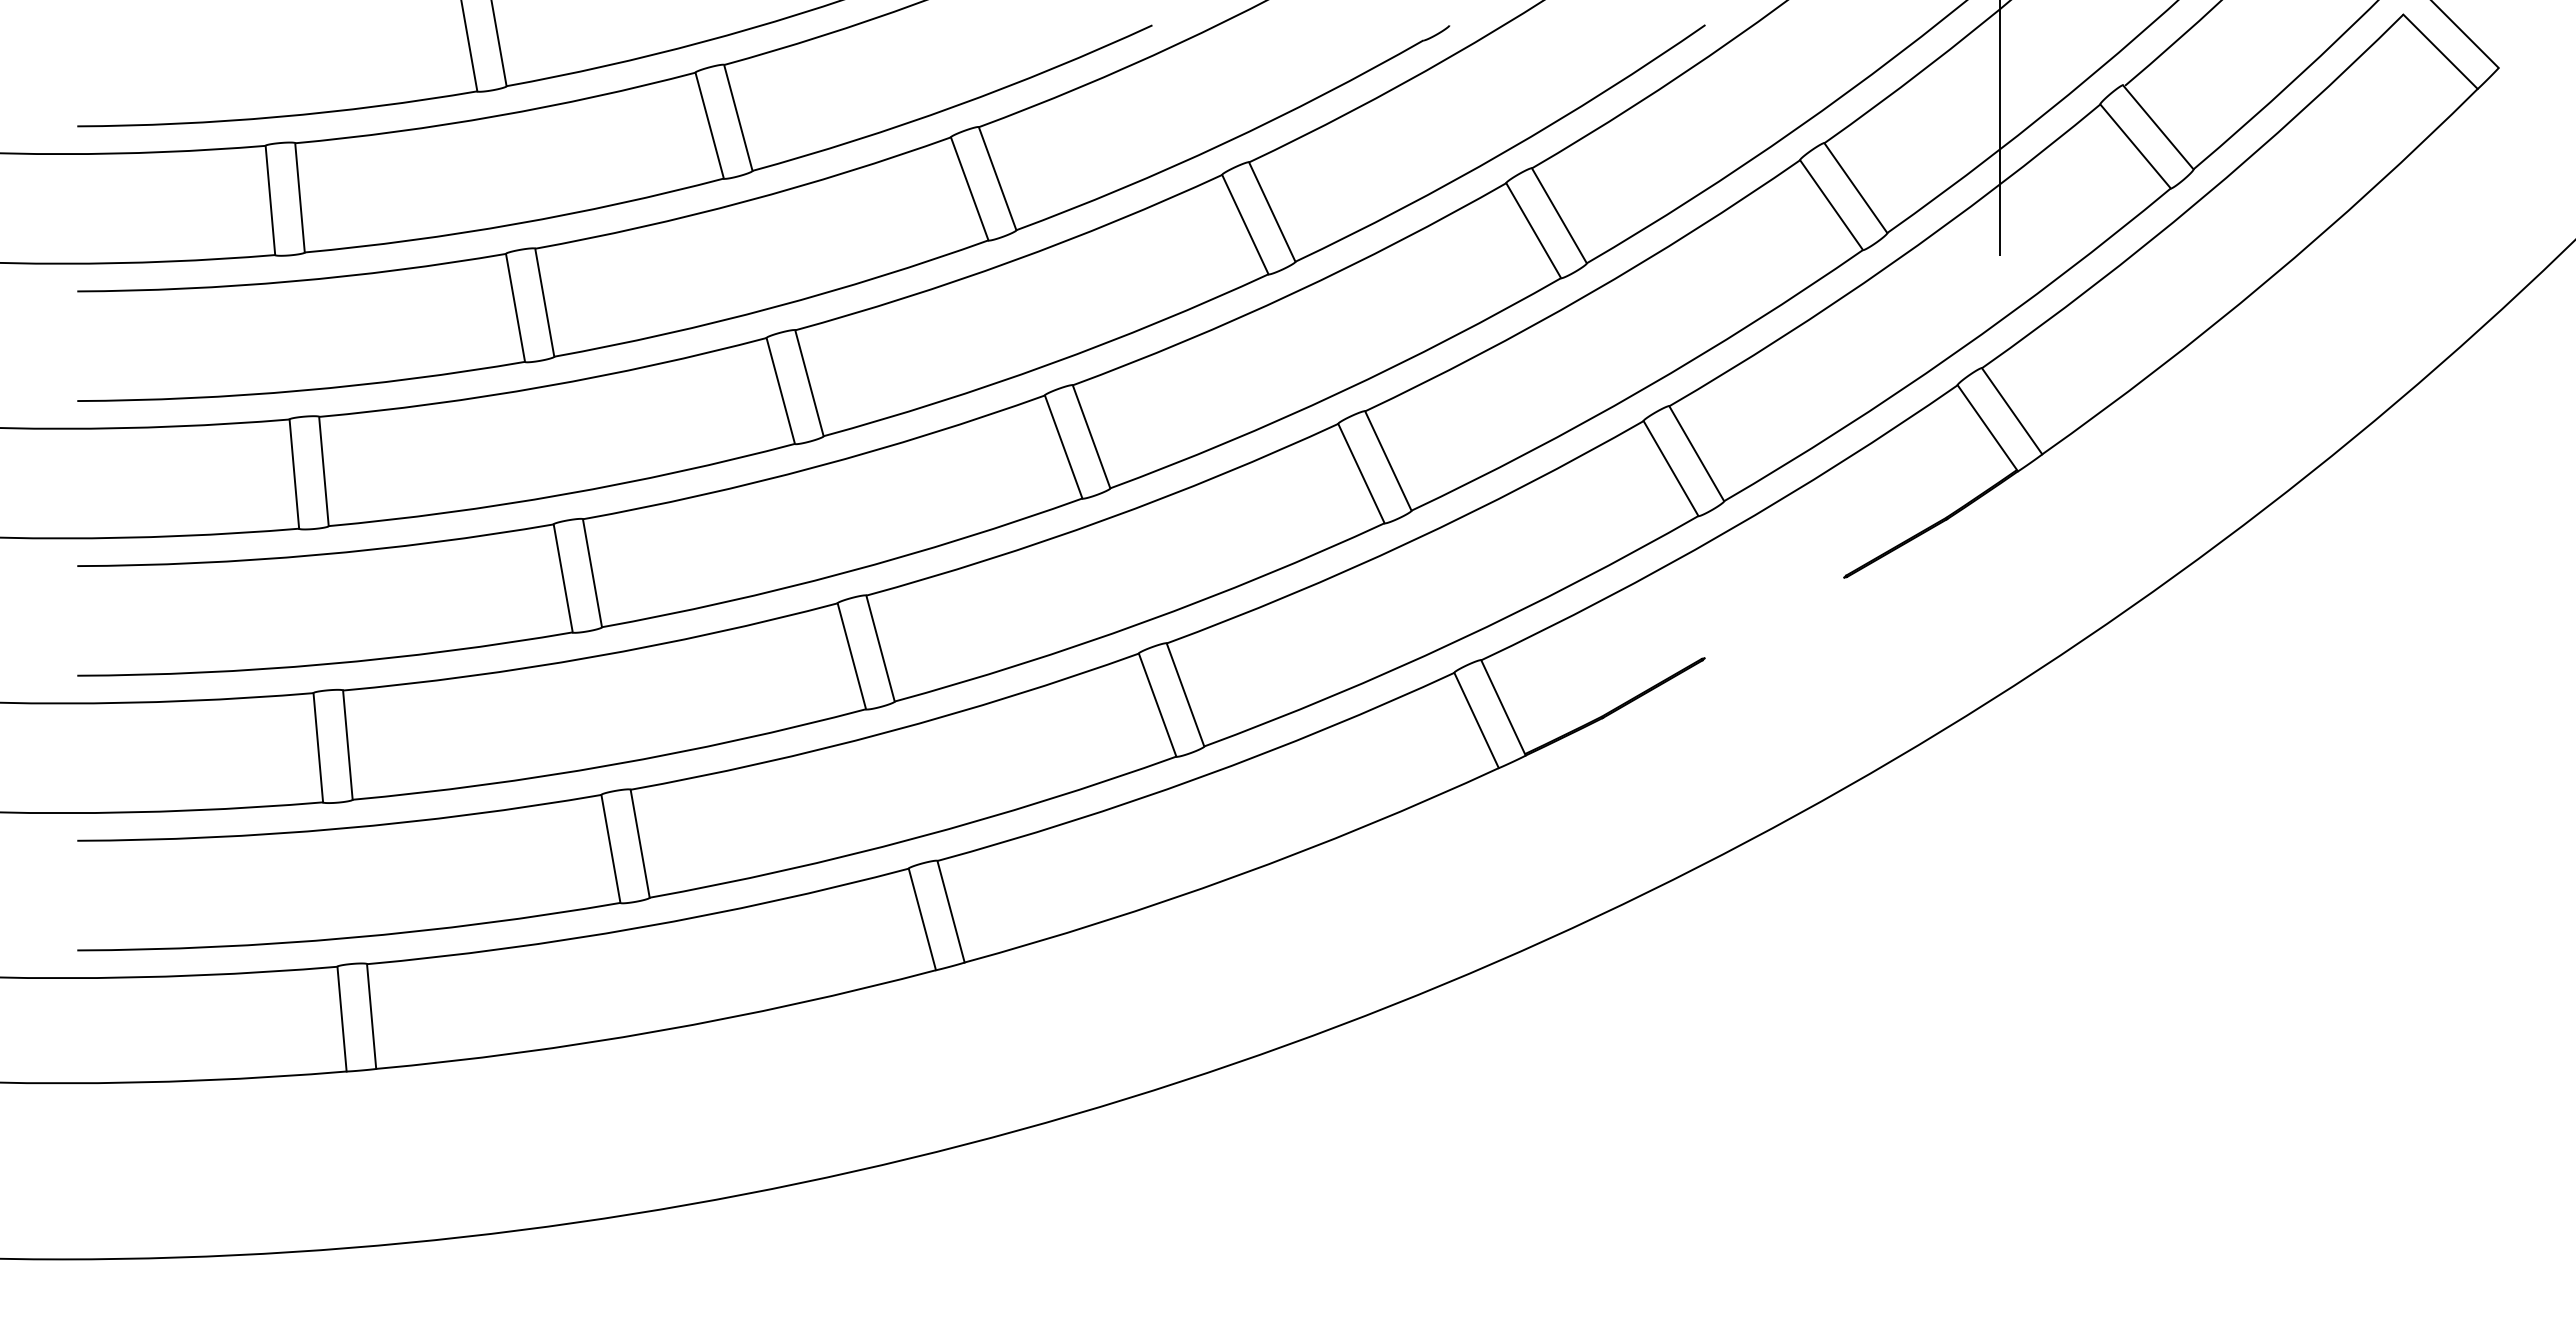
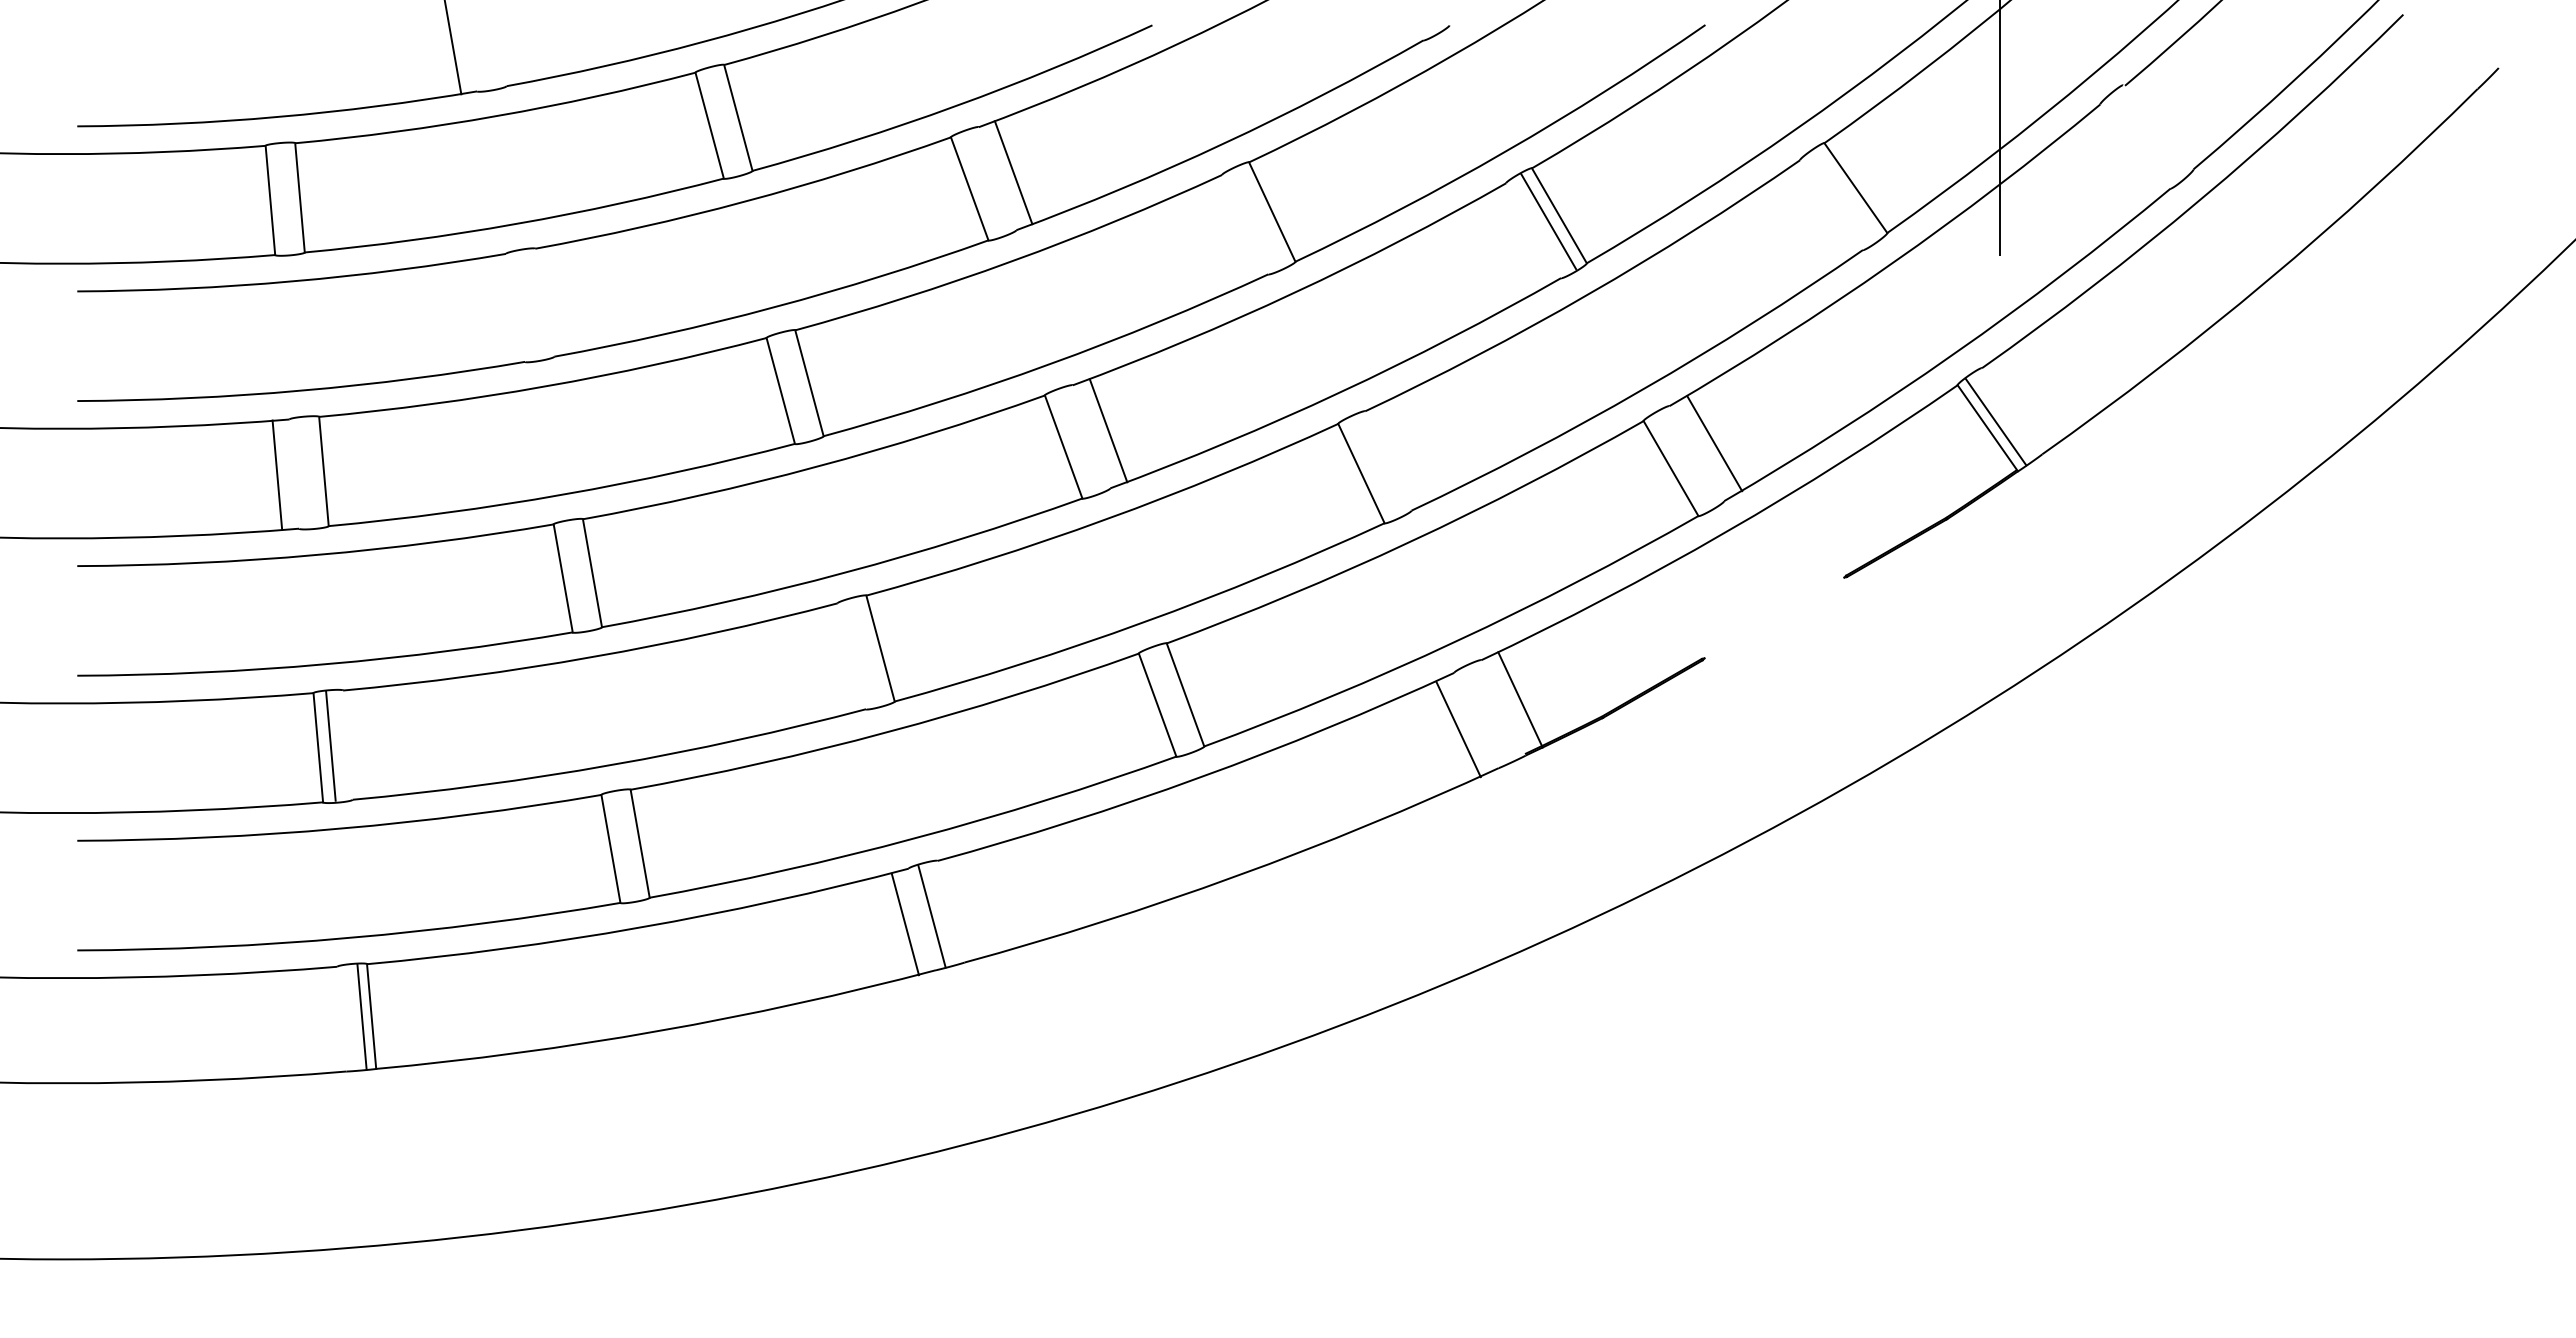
line: present -> none (2465, 34)
line: present -> none (498, 44)
line position: (469, 46) -> (453, 48) (453, 48)
line: present -> none (2440, 51)
line: present -> none (2158, 127)
line: present -> none (2135, 146)
line position: (997, 178) -> (1013, 172) (1013, 172)
line: present -> none (1831, 205)
line: present -> none (1245, 224)
line position: (1533, 230) -> (1548, 221) (1548, 221)
line: present -> none (544, 302)
line: present -> none (515, 307)
line position: (2012, 411) -> (1996, 422) (1996, 422)
line position: (1091, 436) -> (1108, 430) (1108, 430)
line position: (1696, 453) -> (1714, 443) (1714, 443)
line: present -> none (1388, 460)
line position: (294, 473) -> (277, 474) (277, 474)
line: present -> none (851, 656)
line position: (1503, 707) -> (1520, 699) (1520, 699)
line position: (1476, 720) -> (1458, 729) (1458, 729)
line position: (347, 744) -> (330, 745) (330, 745)
line position: (950, 911) -> (931, 916) (931, 916)
line position: (921, 919) -> (904, 924) (904, 924)
line position: (341, 1018) -> (361, 1016) (361, 1016)
